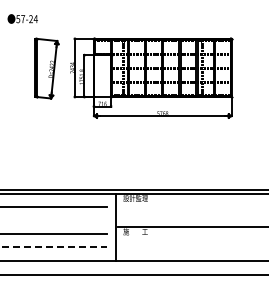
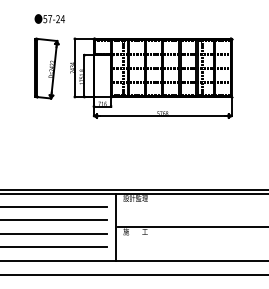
text position: (22, 18) -> (49, 18) (49, 18)
line: none -> present (54, 220)
line: dashed -> solid (53, 247)
